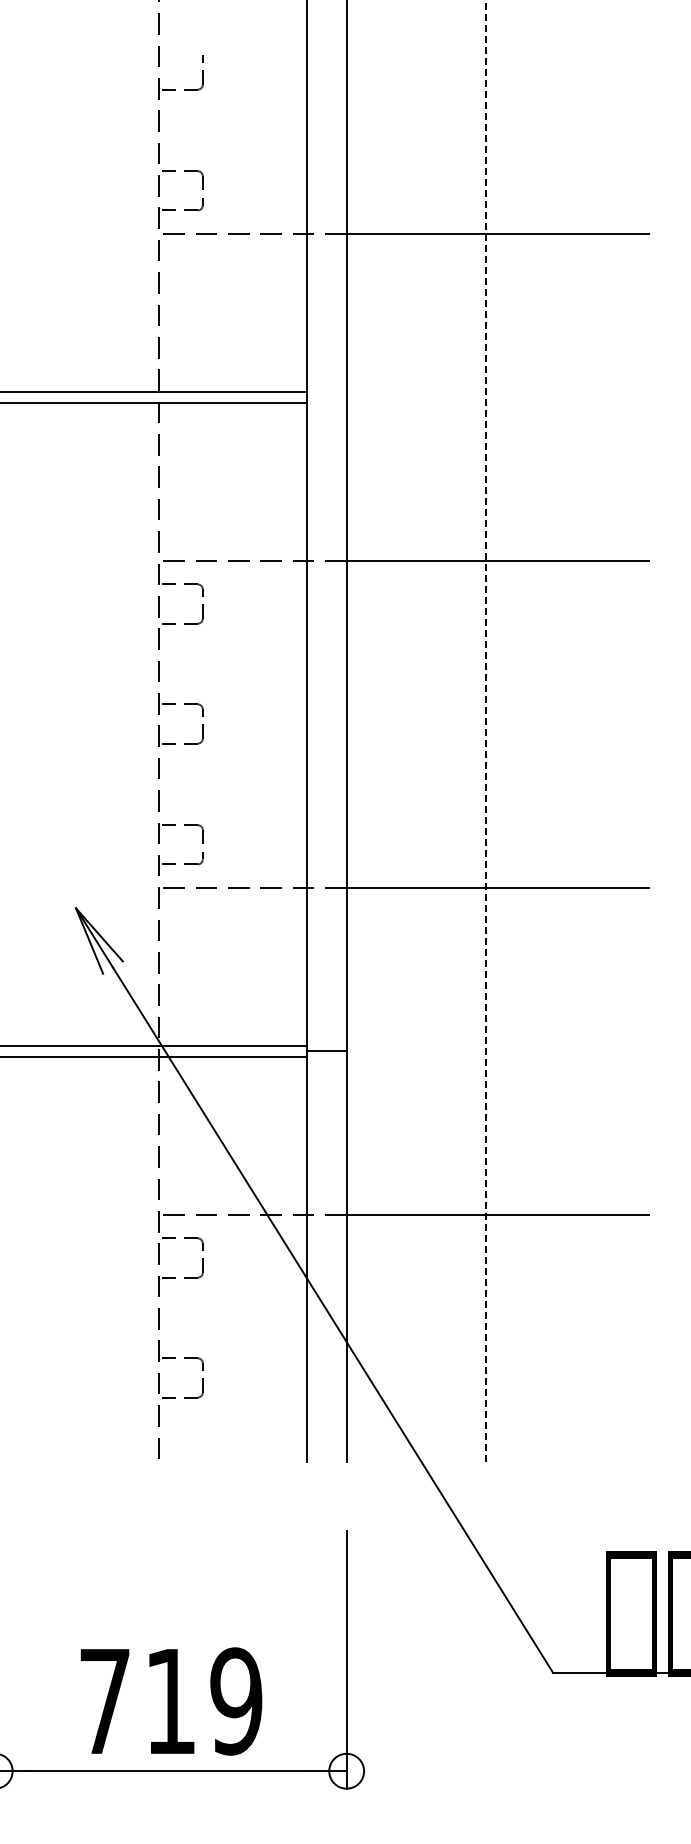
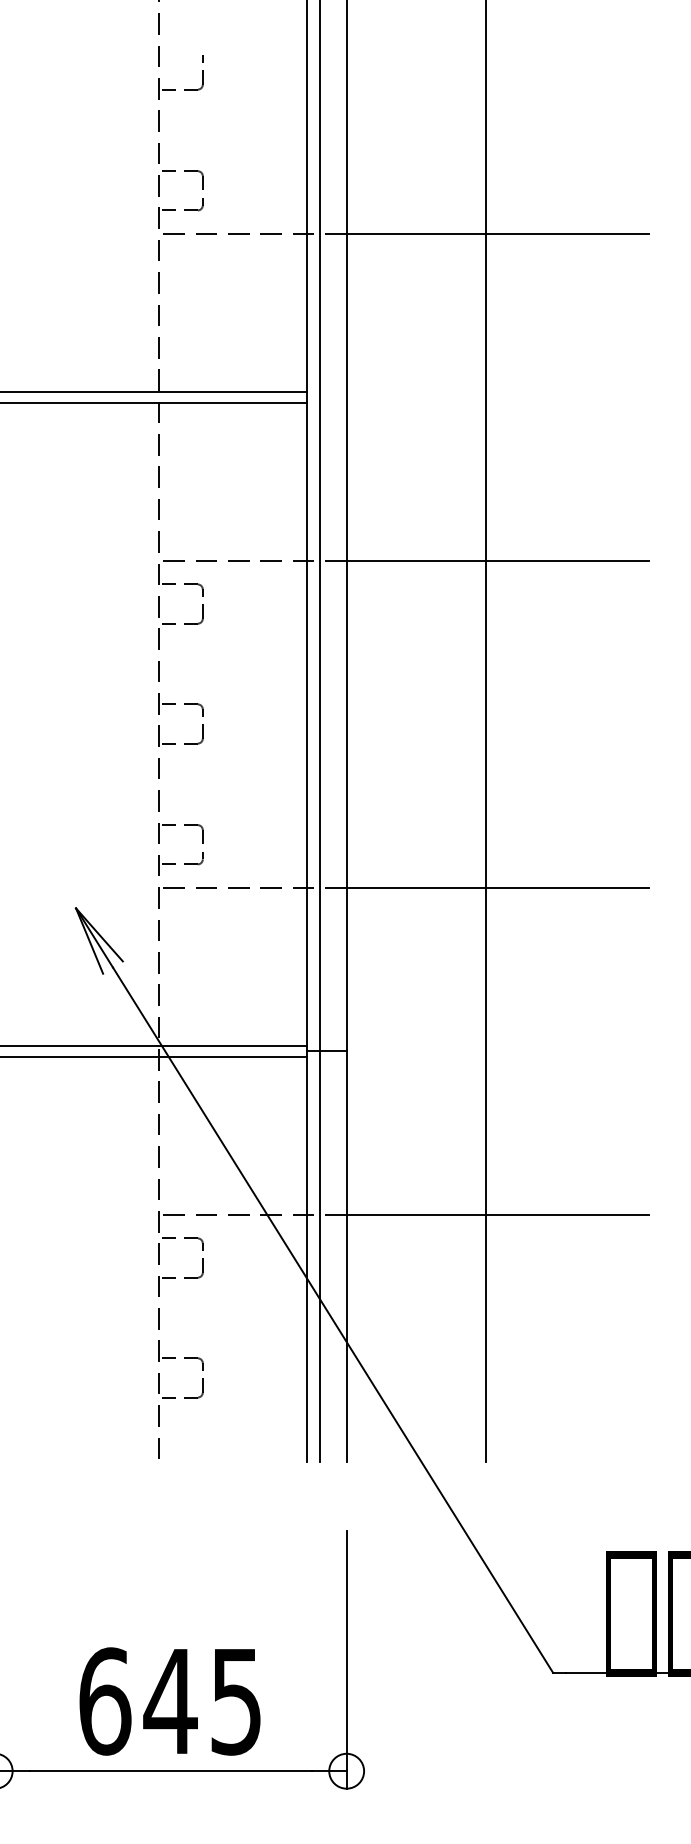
line: dashed -> solid (485, 730)
line: none -> present (319, 731)
text: 719 -> 645 (170, 1701)
